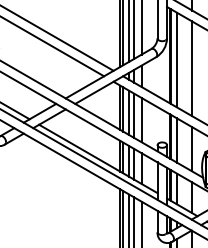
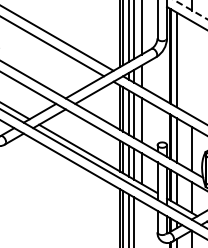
line: solid -> dashed (190, 9)
line: present -> none (192, 68)
line: present -> none (141, 222)
